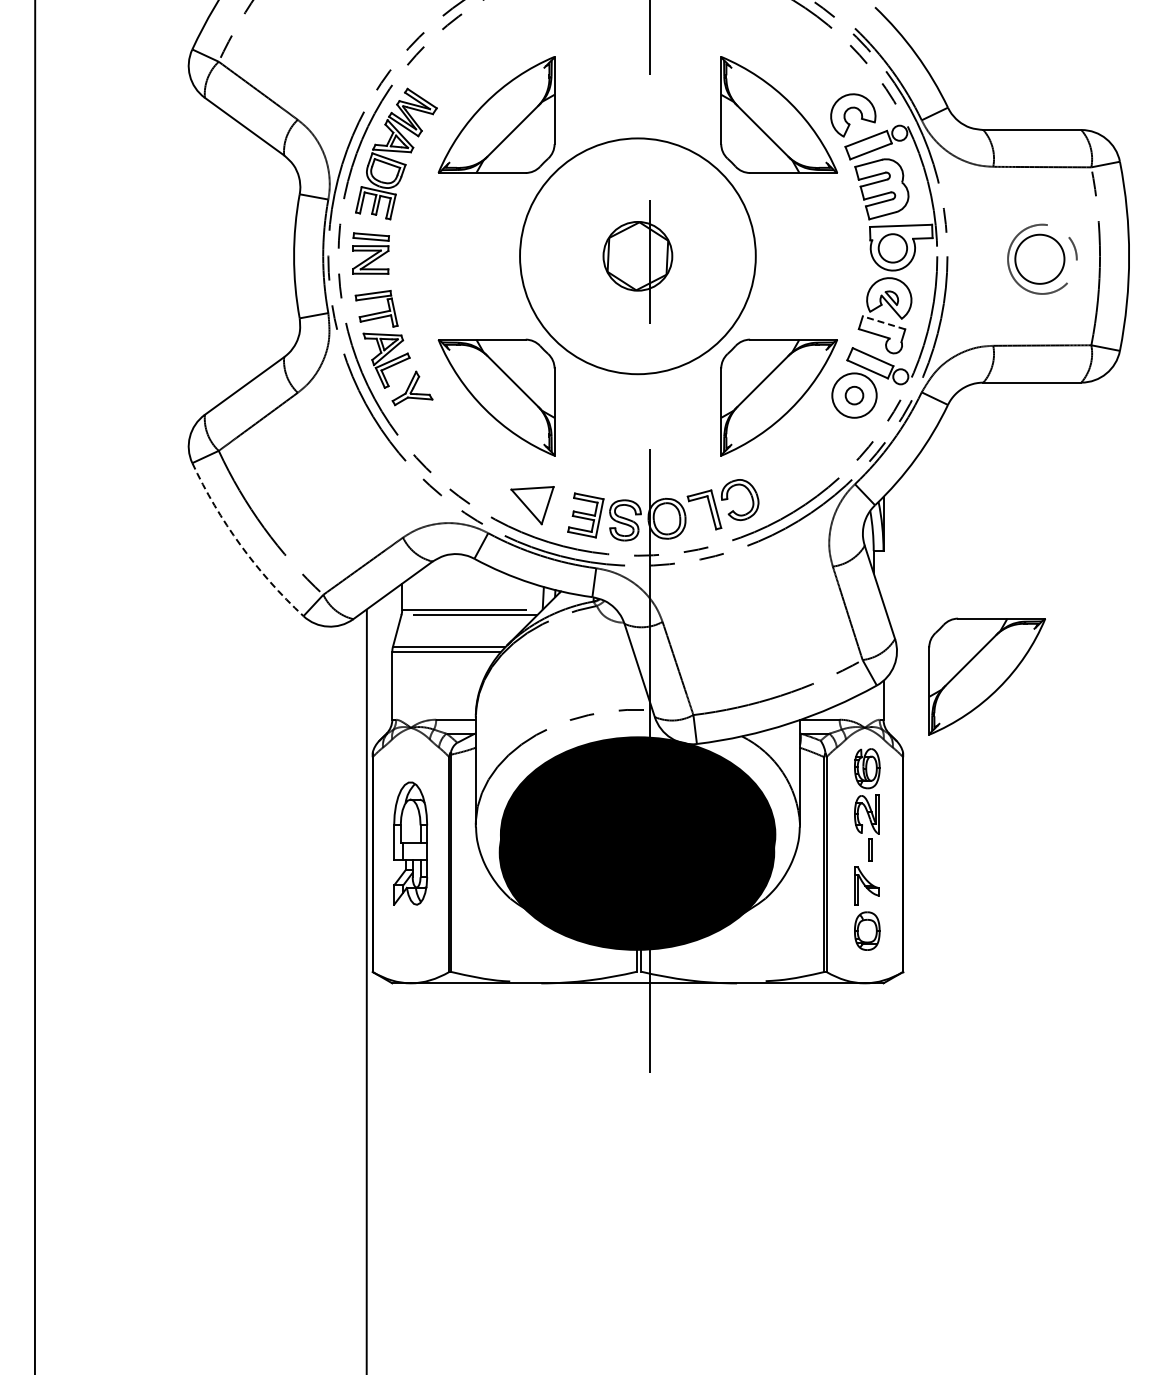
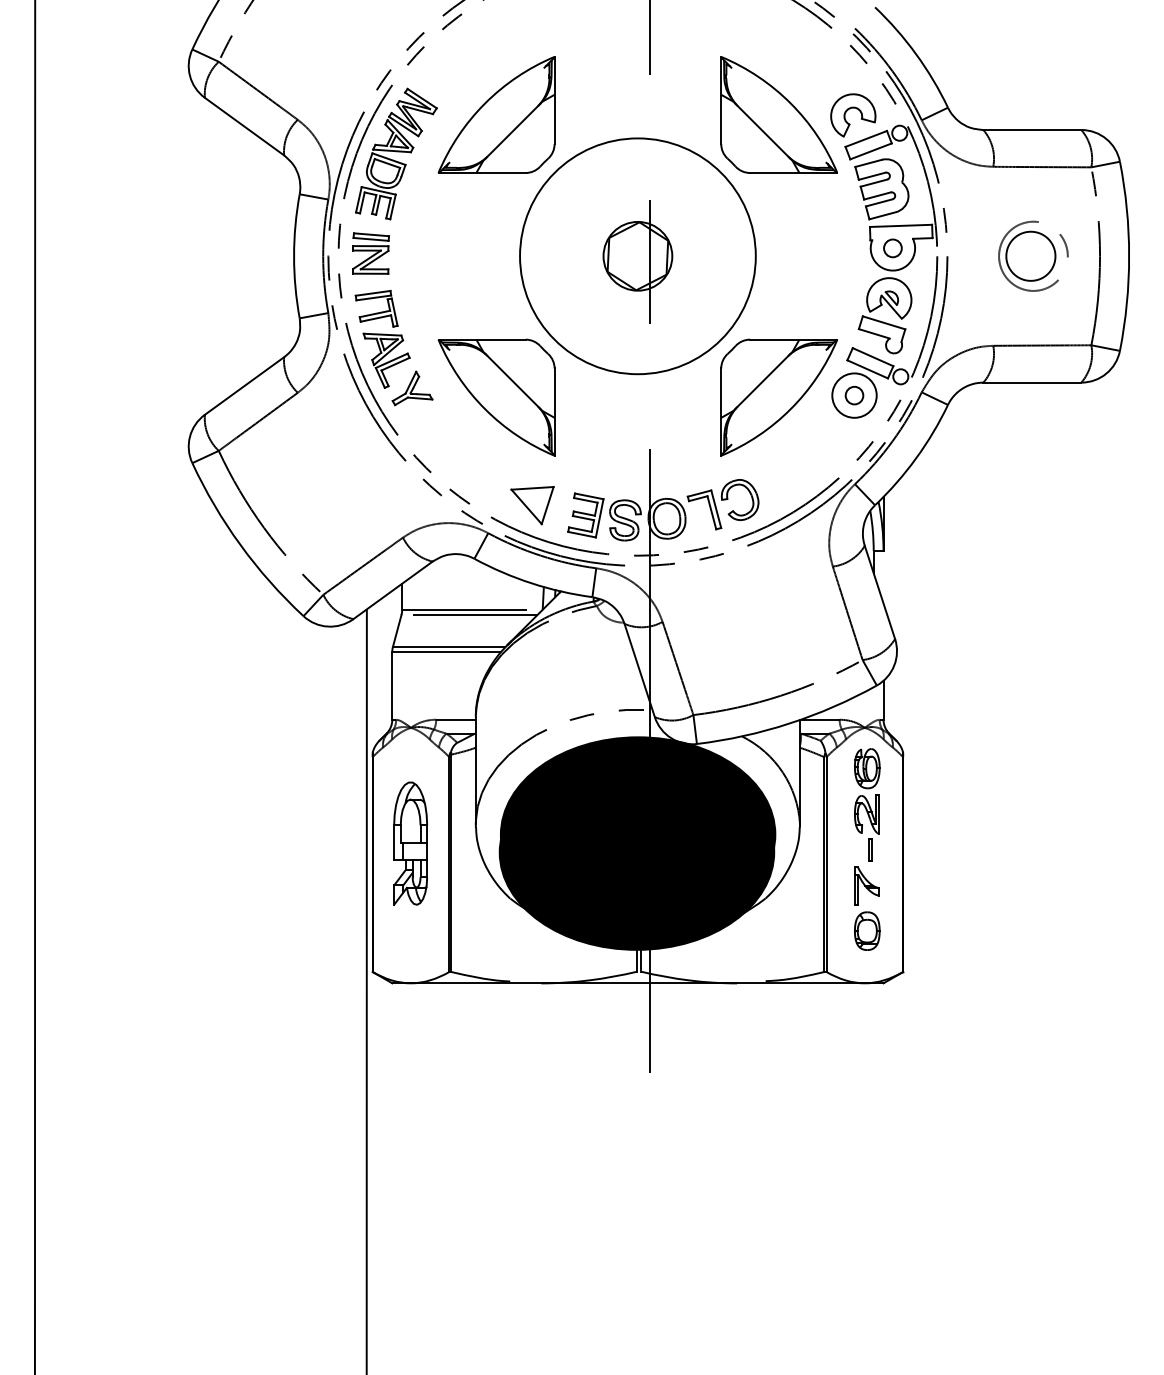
circle diameter: 28 px -> 18 px (892, 248)
part position: (1042, 258) -> (1033, 255) (1033, 255)
line: dashed -> solid (883, 322)
arc: dashed -> solid (240, 545)
part: present -> none (986, 676)
